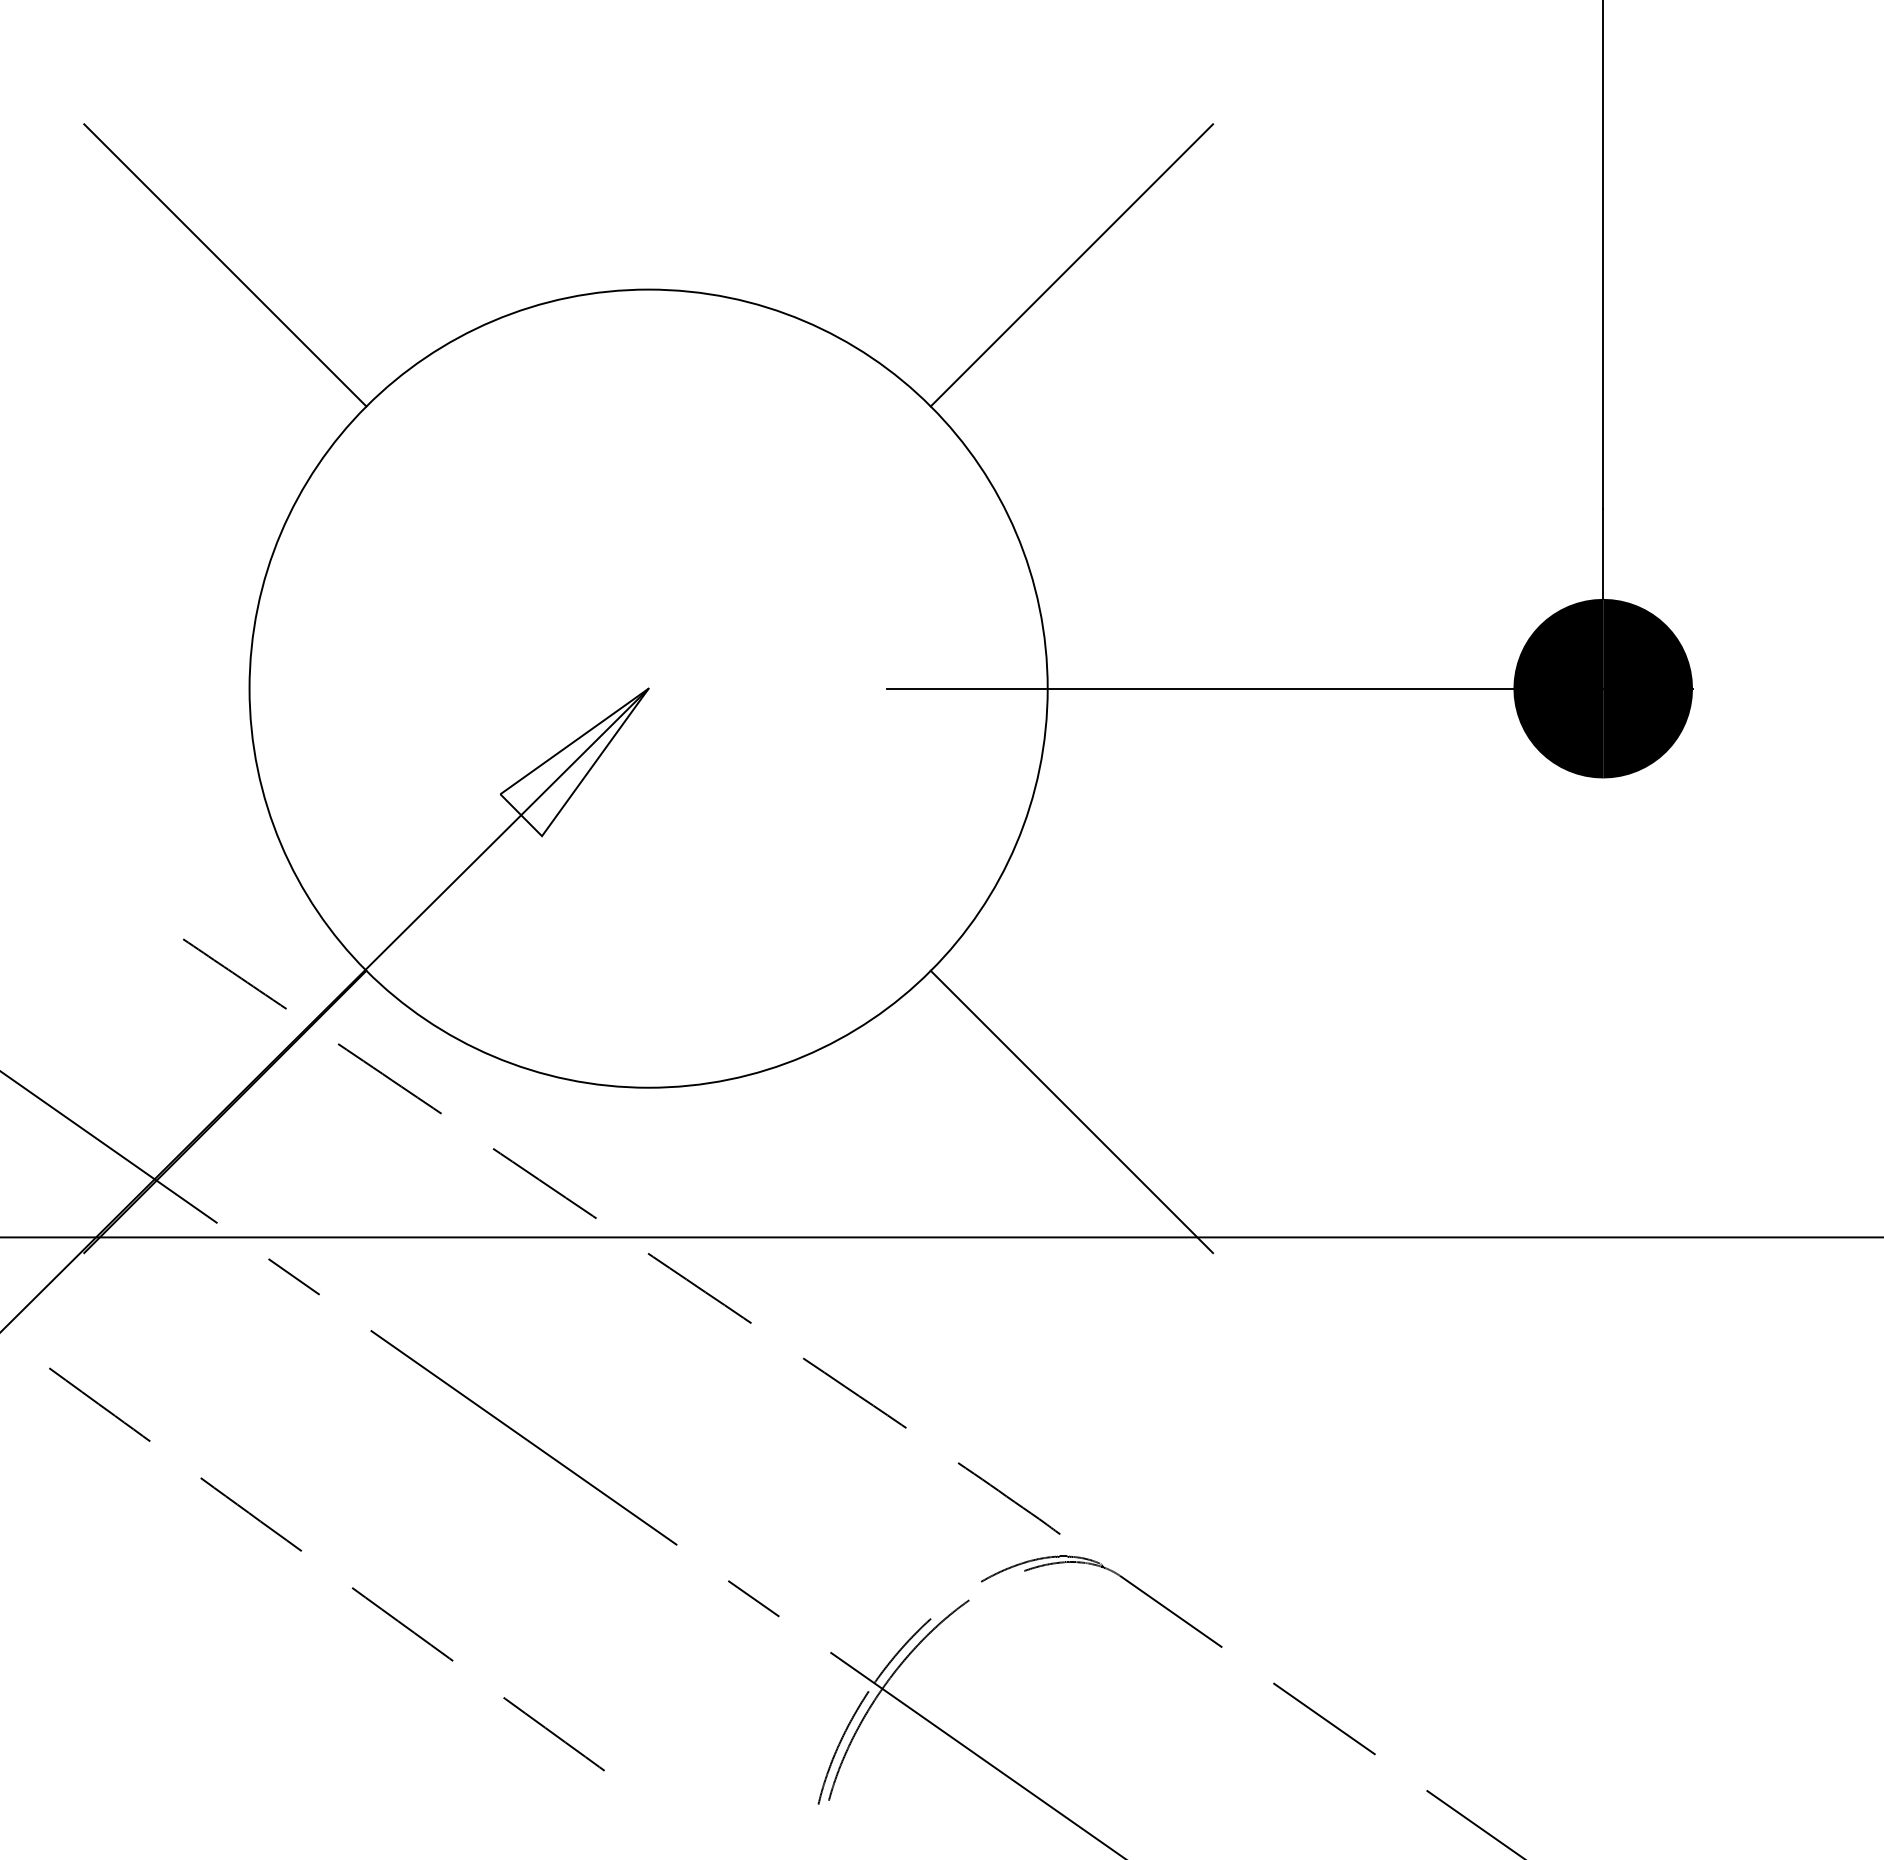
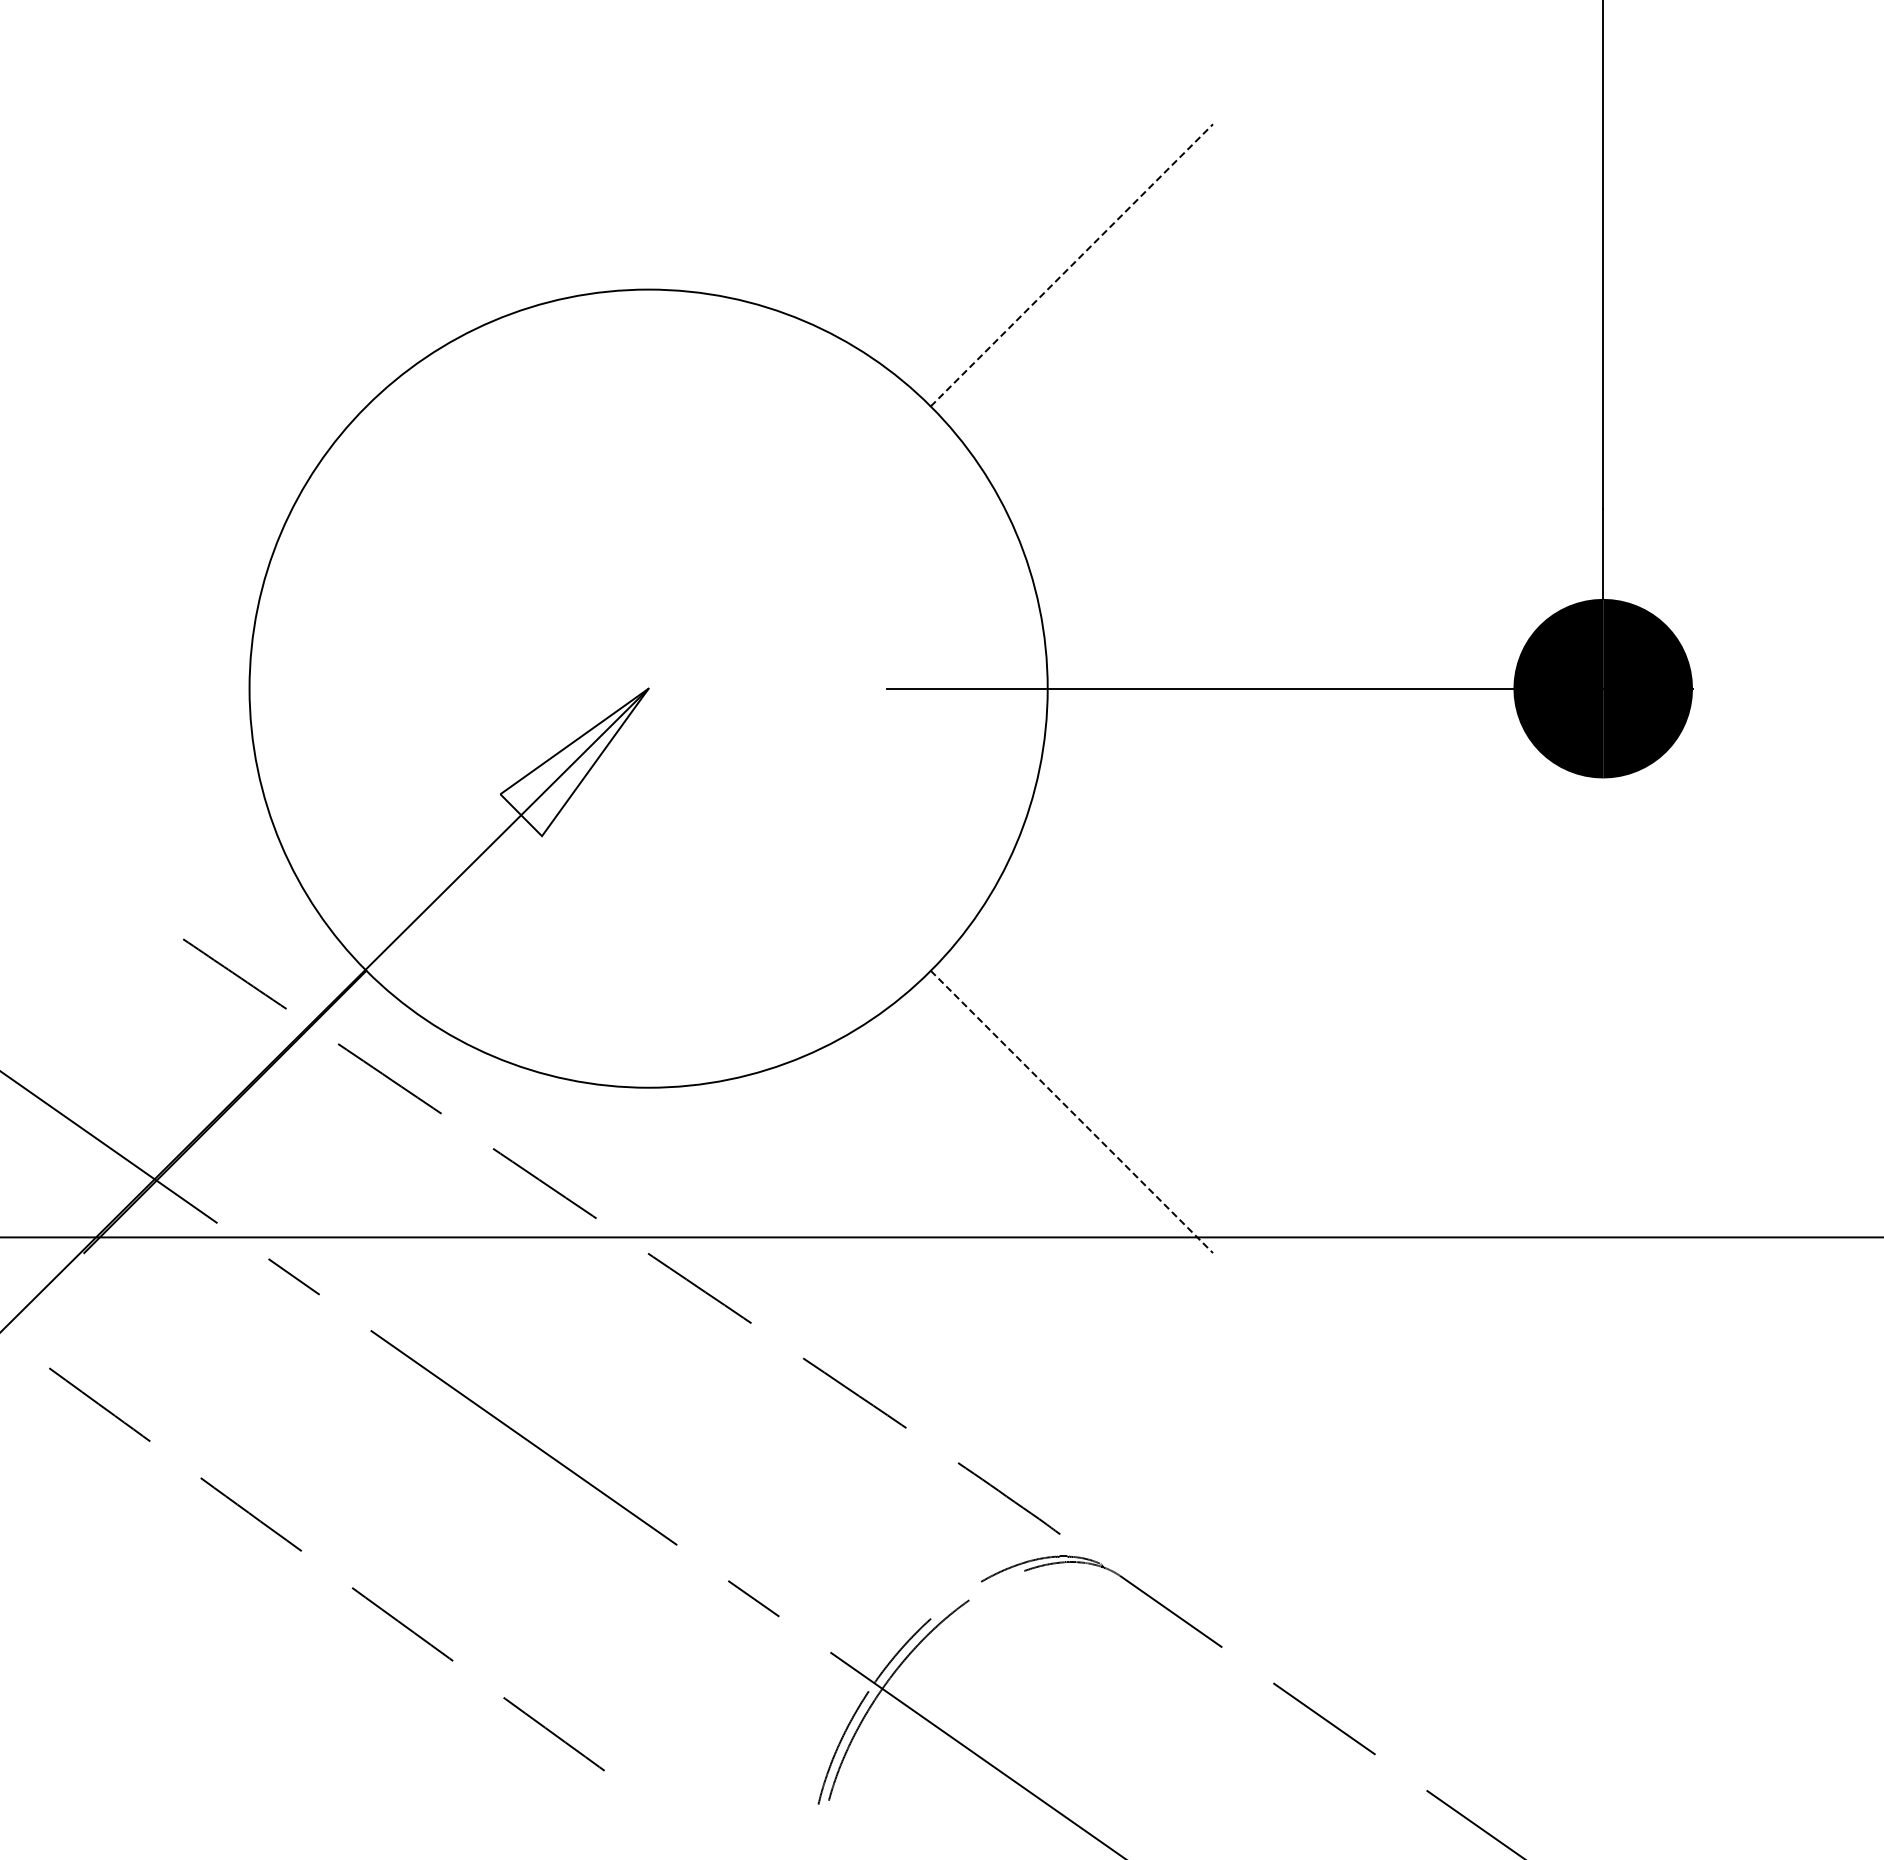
line: present -> none (225, 265)
line: solid -> dashed (1071, 265)
line: solid -> dashed (1071, 1111)
